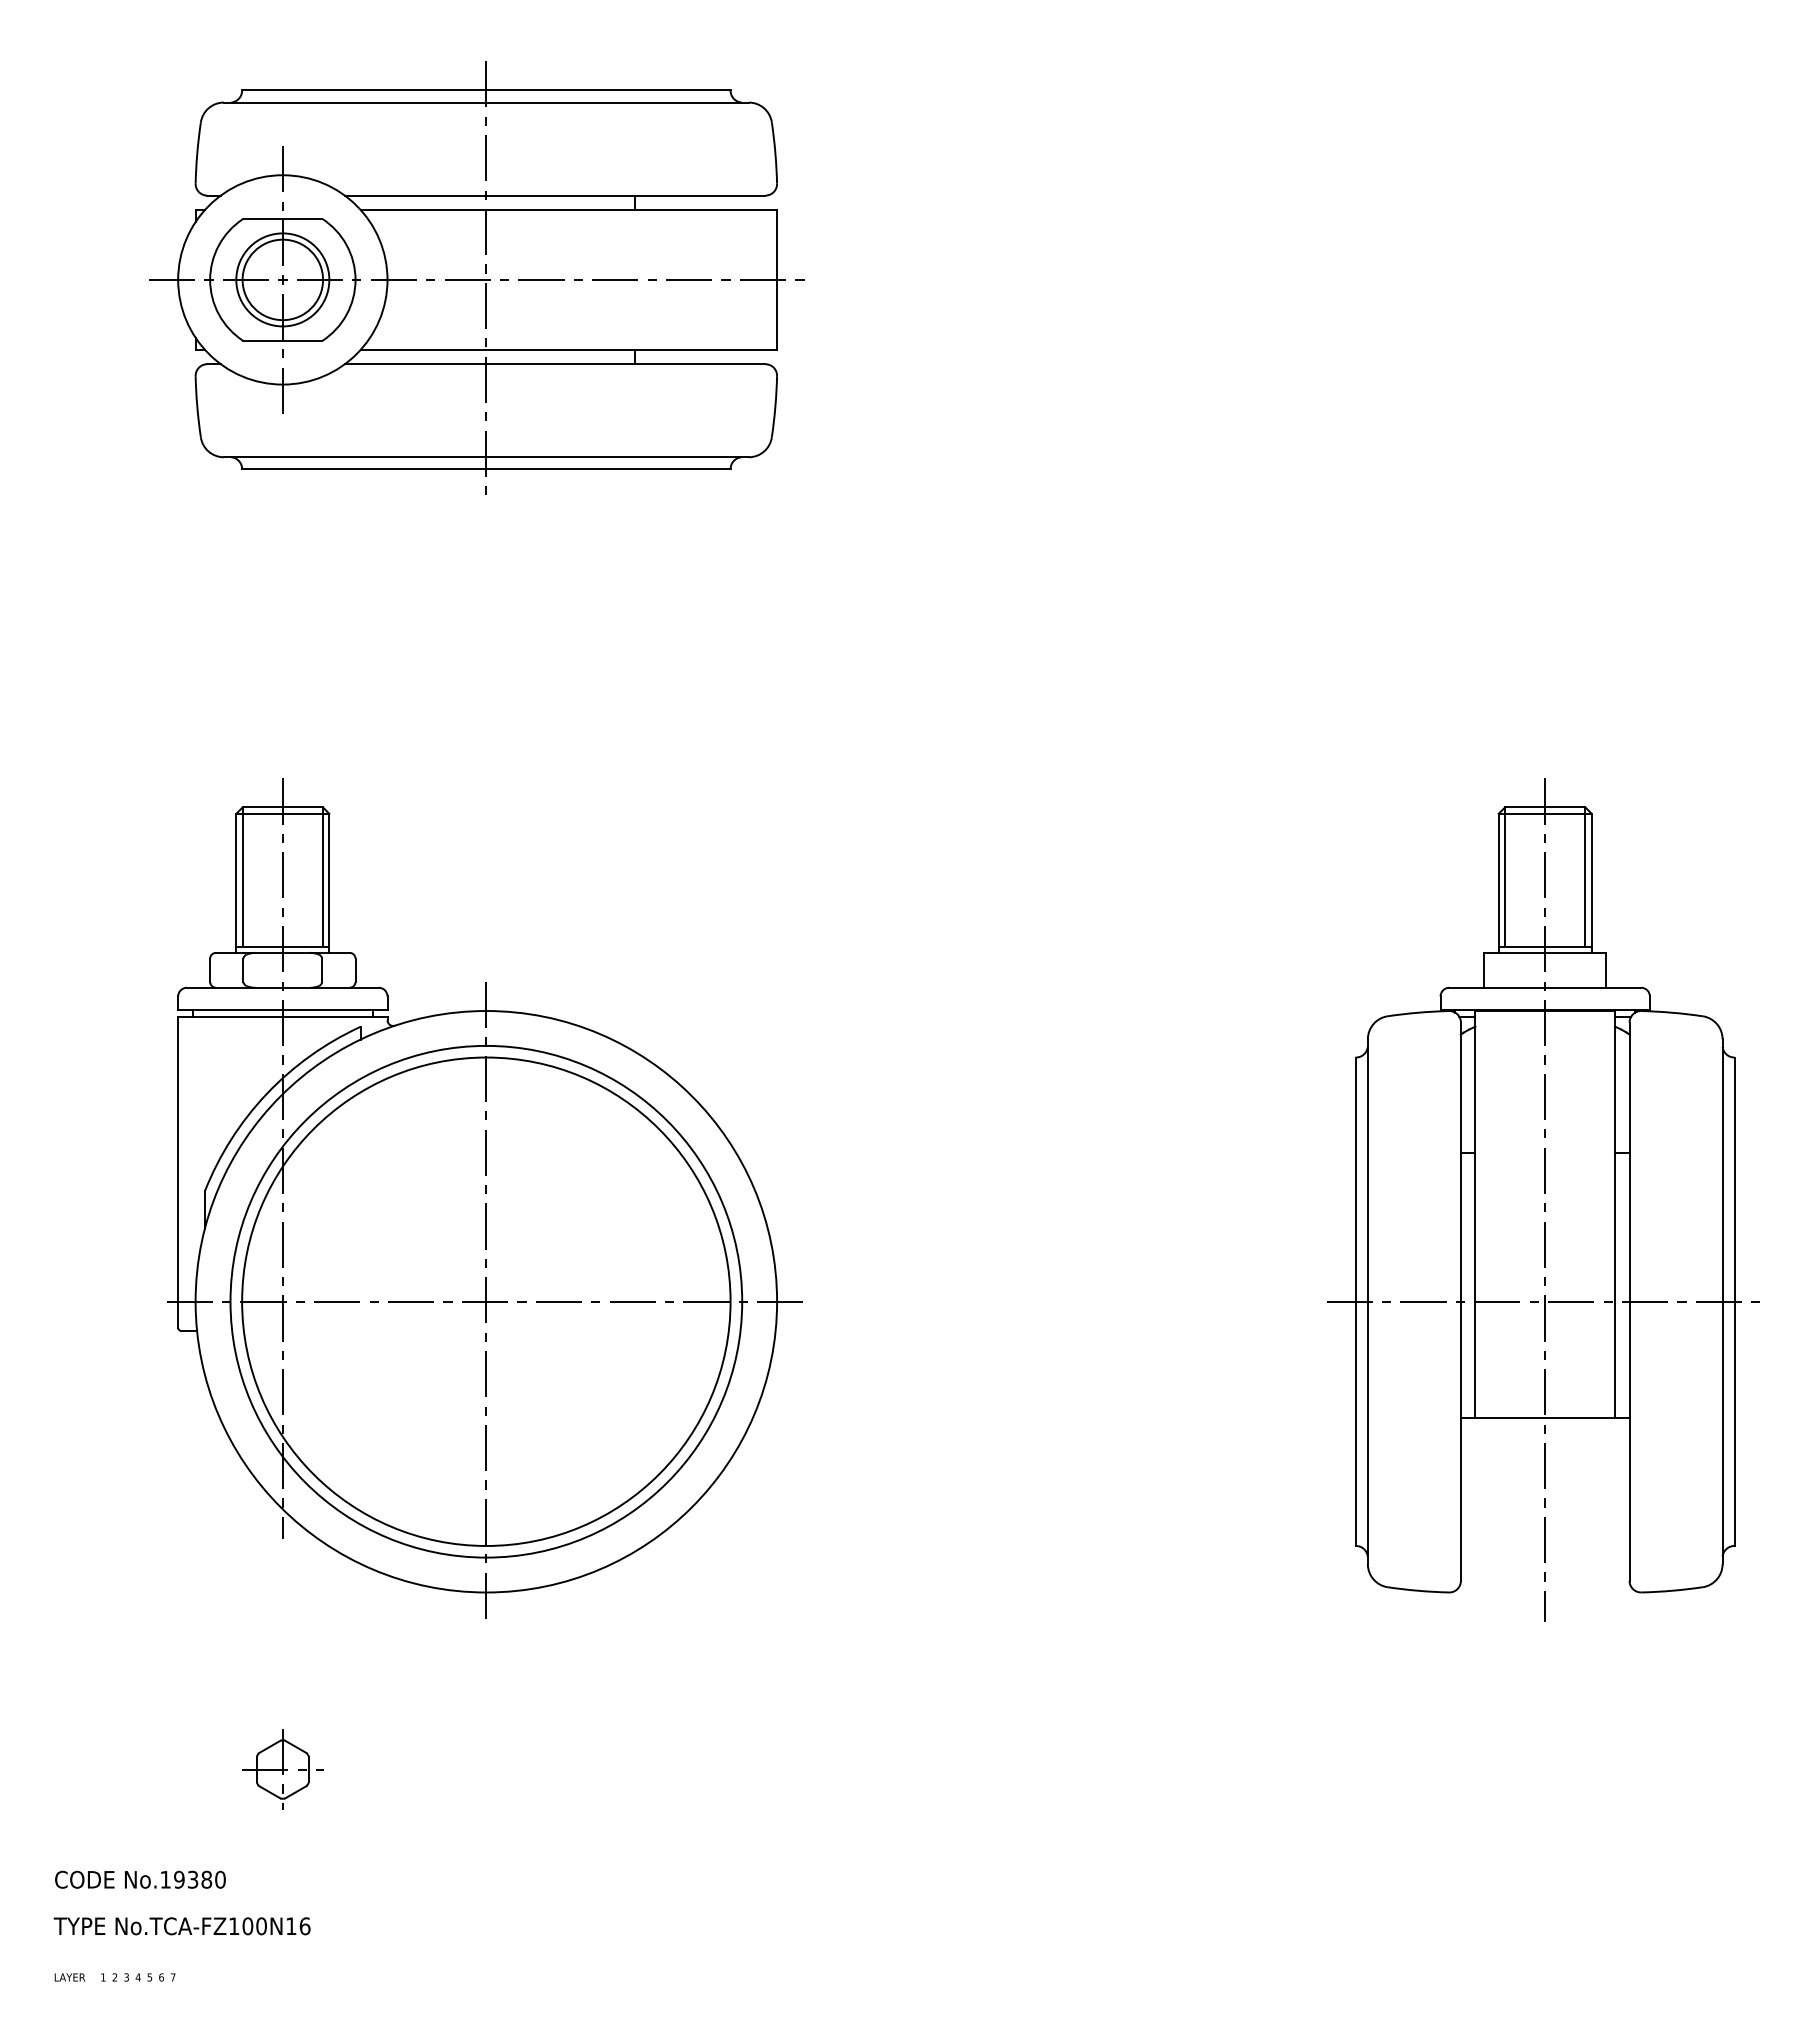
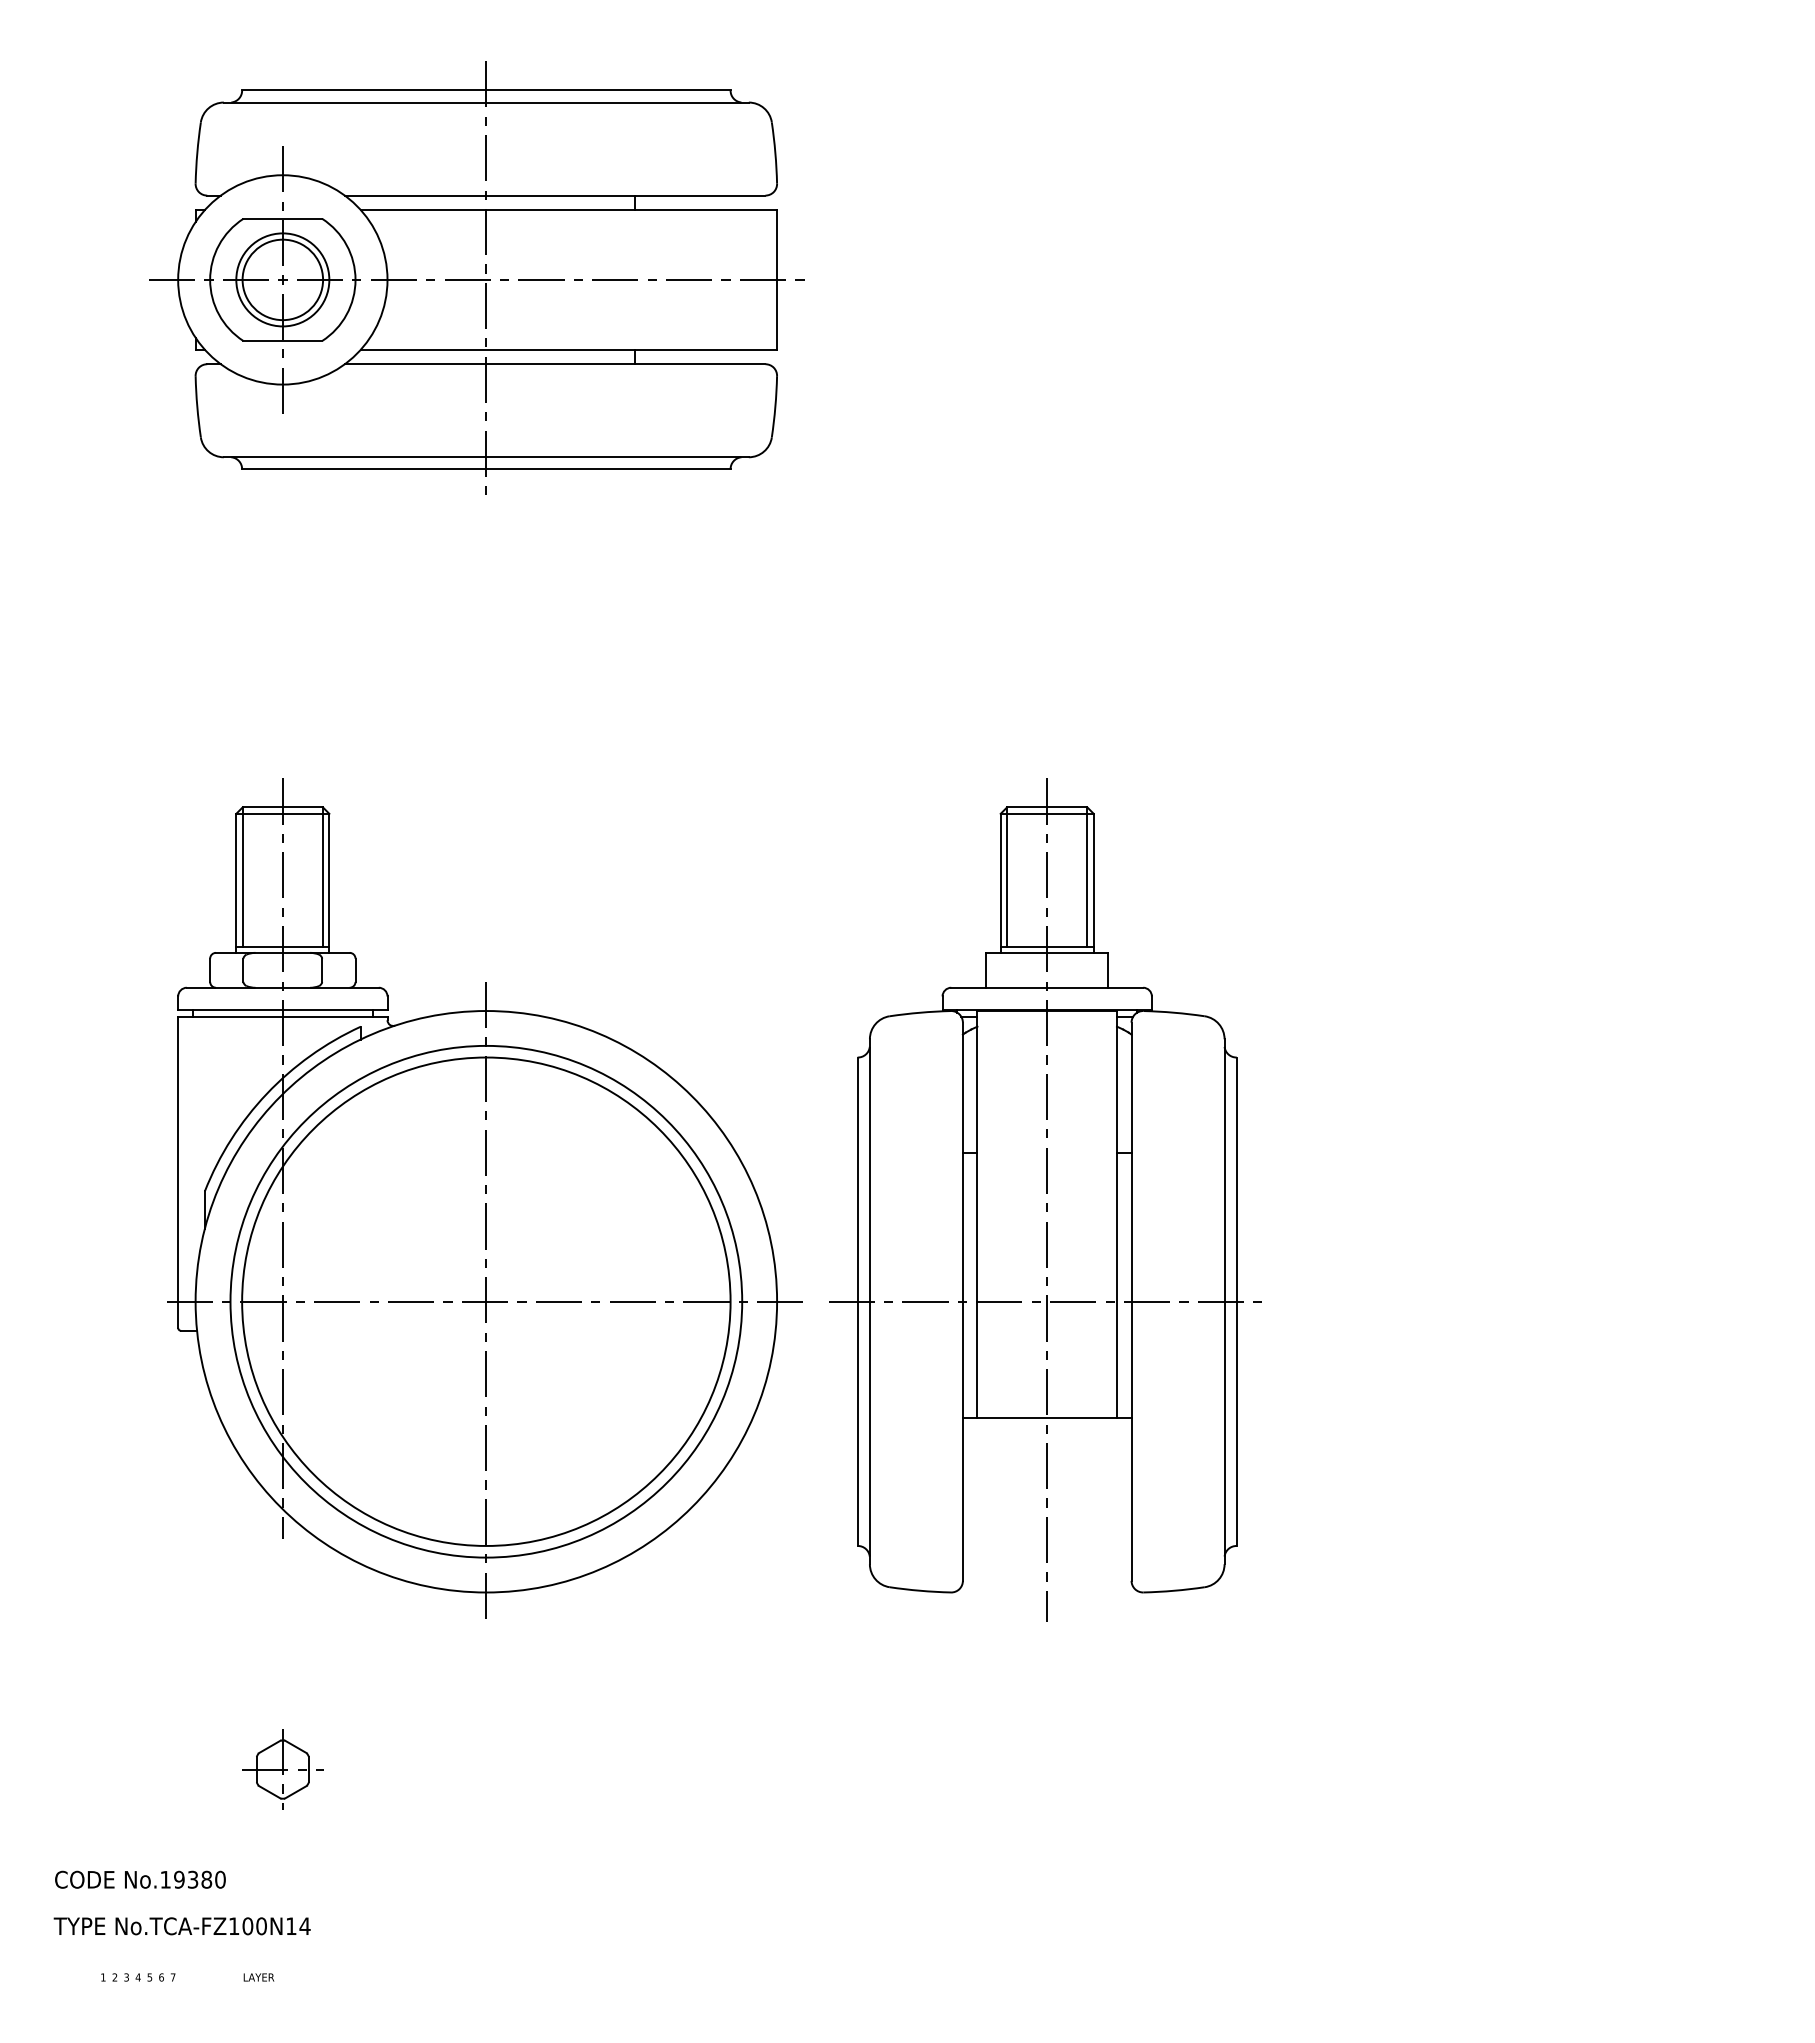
part position: (1543, 1199) -> (1045, 1199) (1045, 1199)
text: No.TCA-FZ100N16 -> No.TCA-FZ100N14 (304, 1926)
text position: (69, 1977) -> (258, 1977) (258, 1977)
